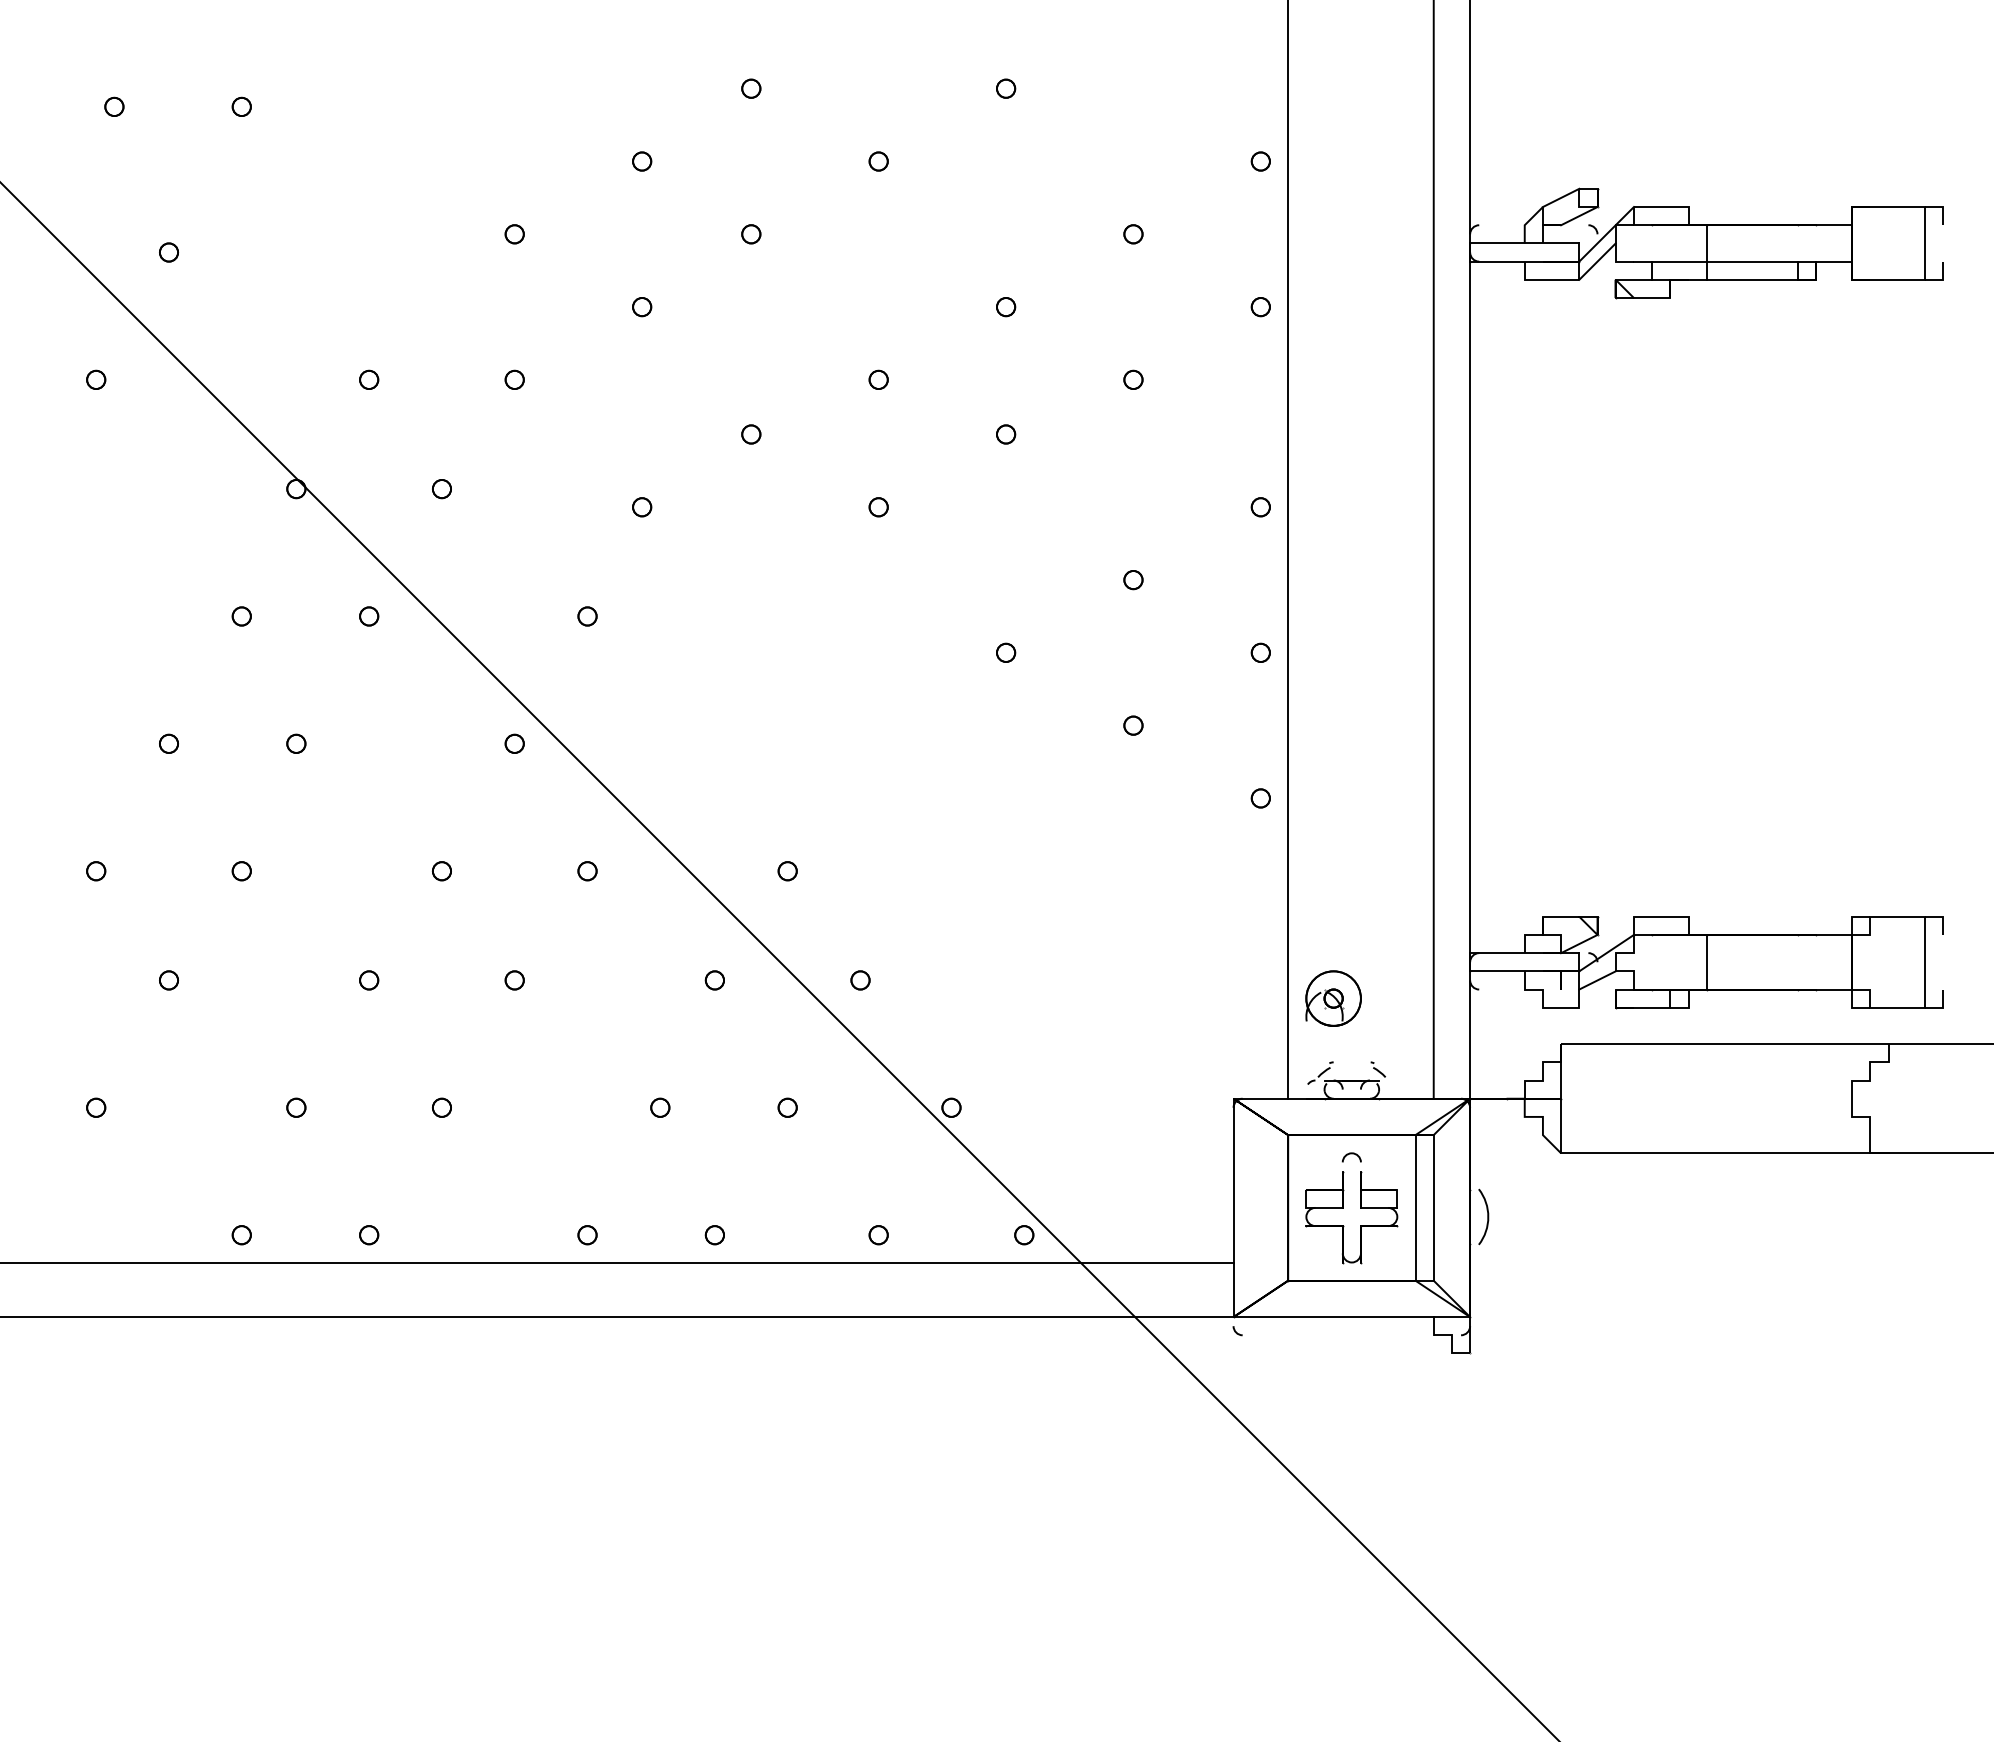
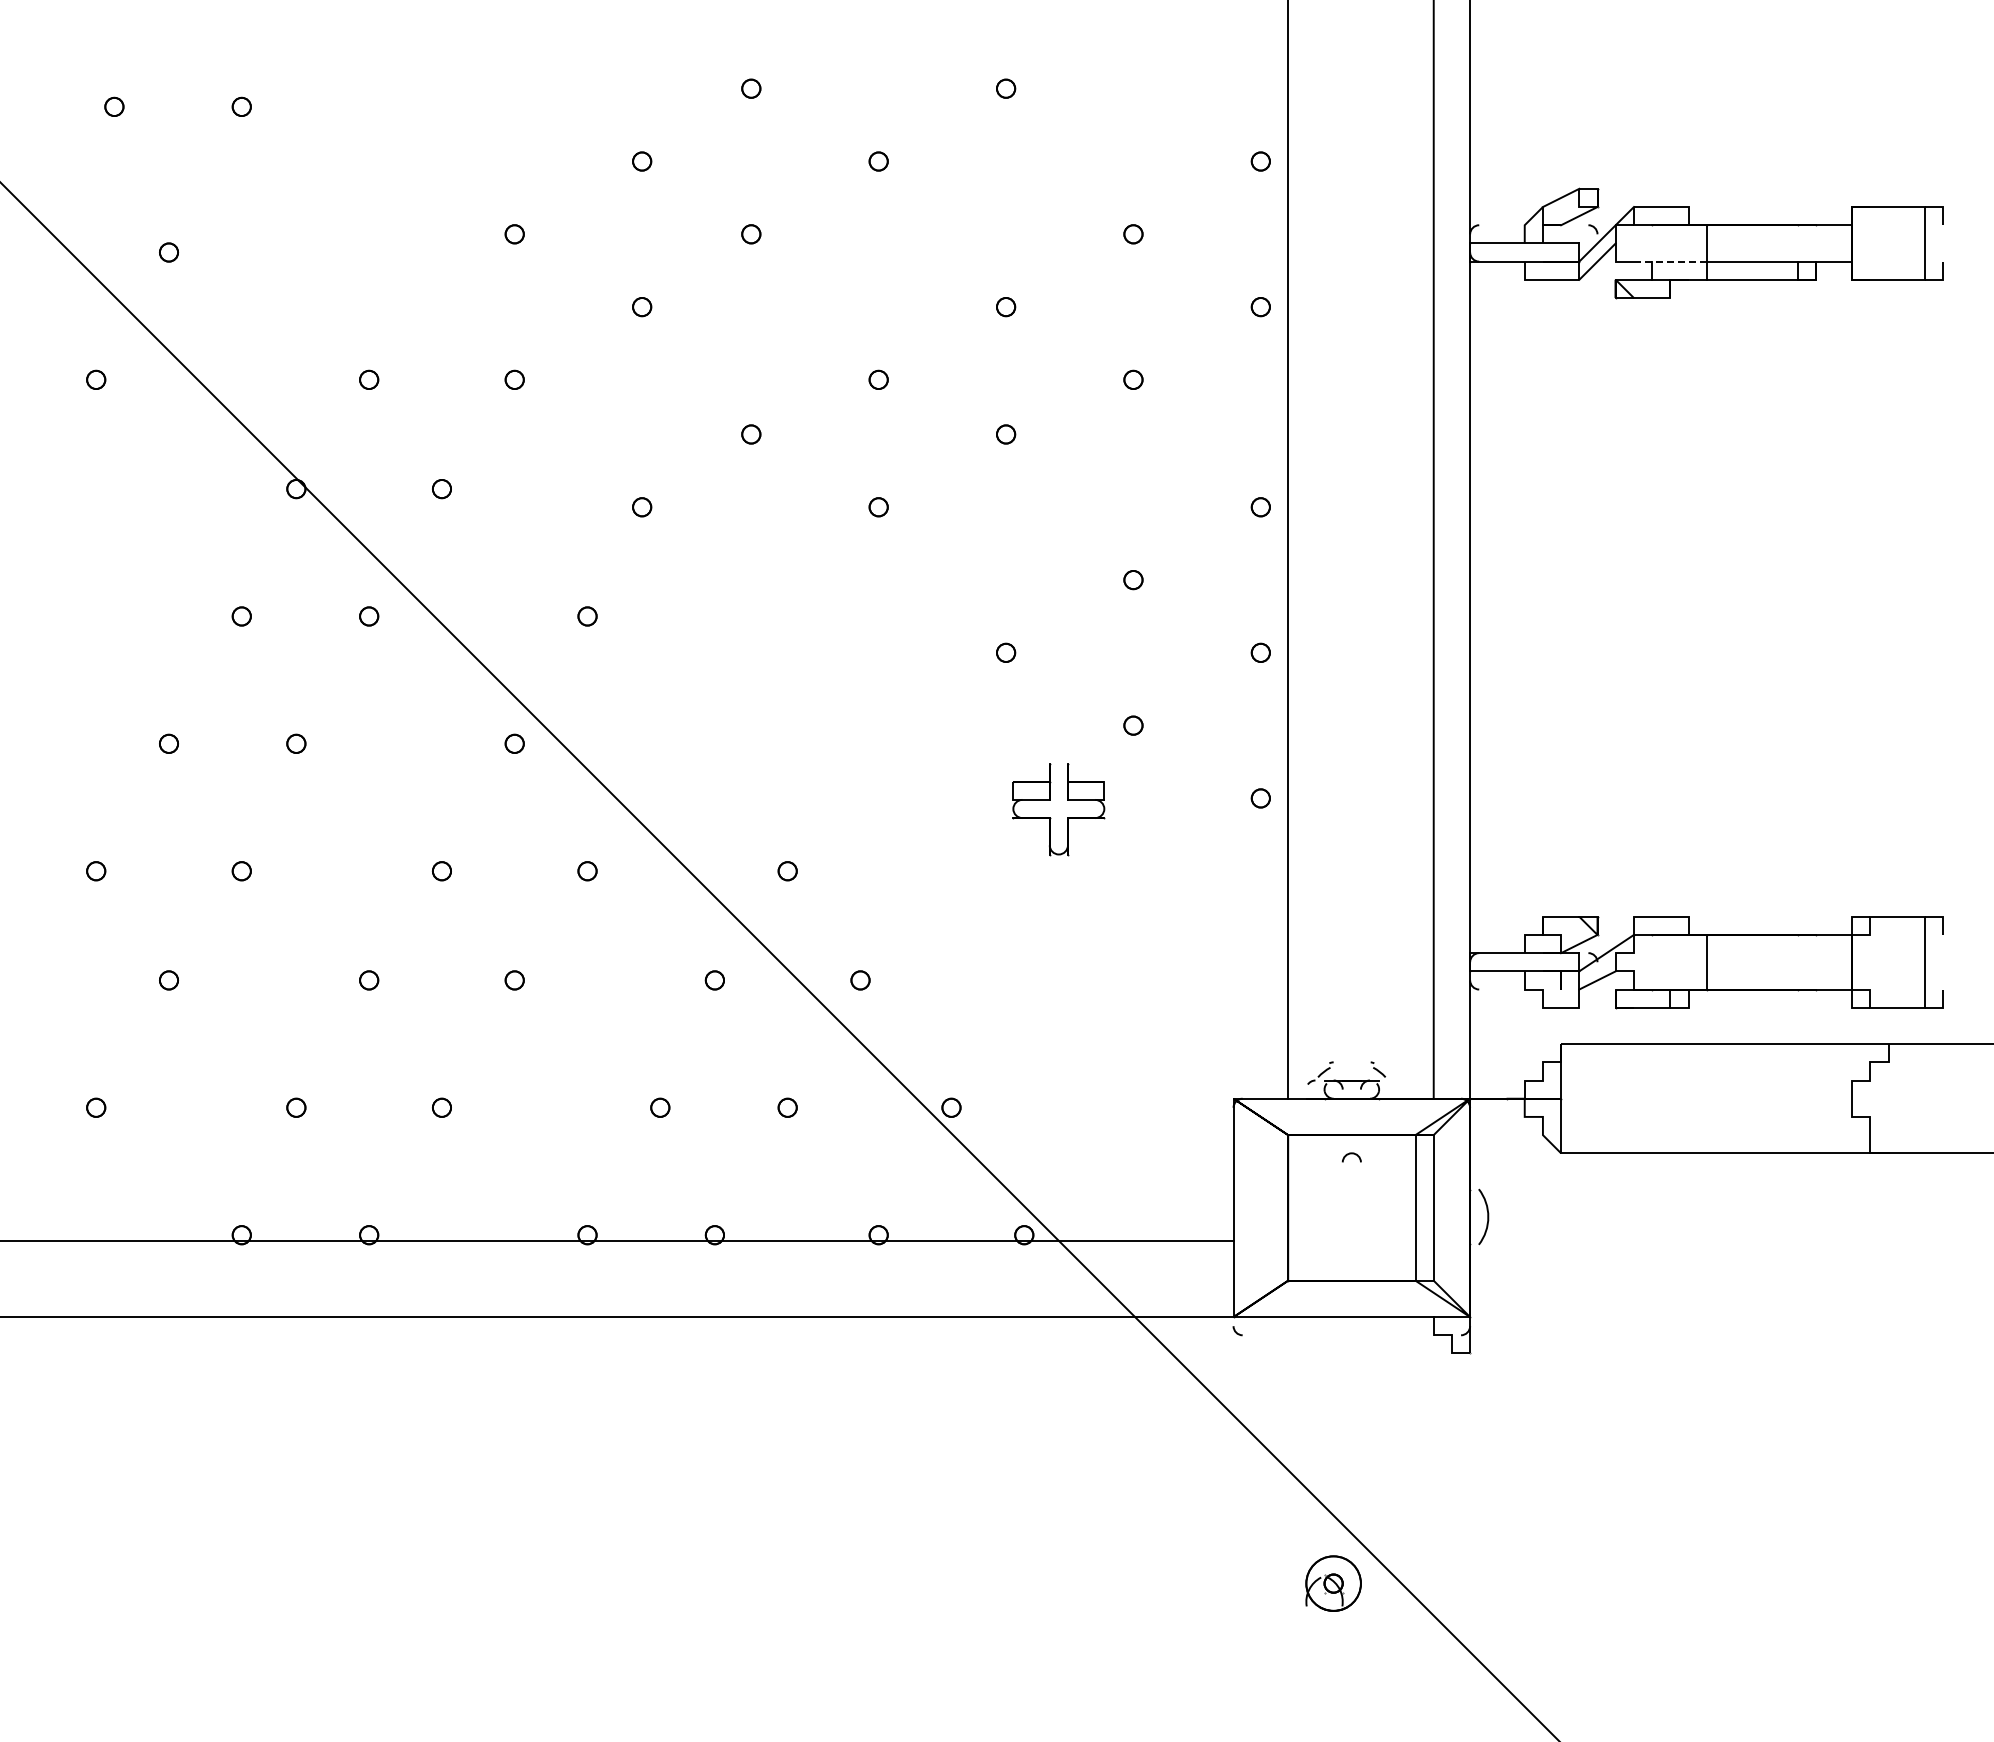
line: solid -> dashed (1670, 261)
part position: (1333, 998) -> (1333, 1583) (1333, 1583)
part position: (1343, 1225) -> (1050, 817) (1050, 817)
line position: (617, 1262) -> (617, 1240) (617, 1240)
